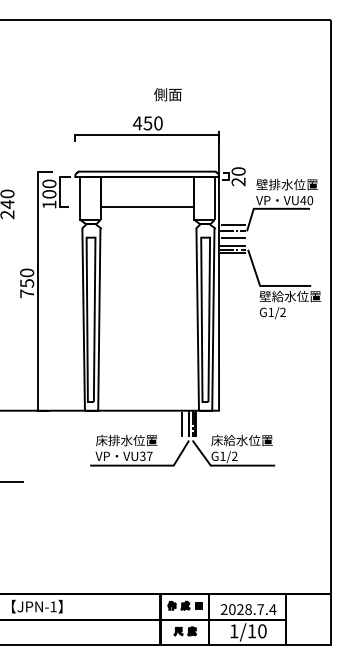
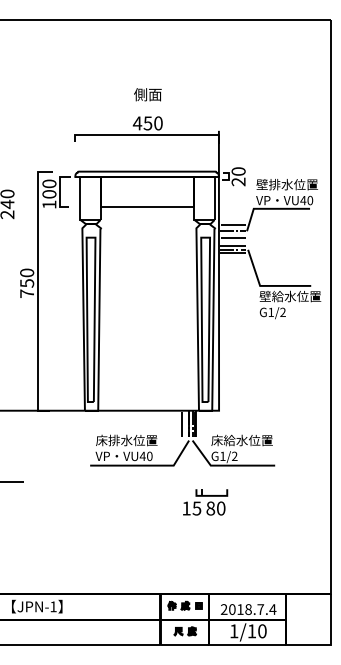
text position: (167, 94) -> (147, 94) (147, 94)
text: VU37 -> VU40 (145, 456)
part: none -> present (205, 502)
text: 2028.7.4 -> 2018.7.4 (240, 609)
